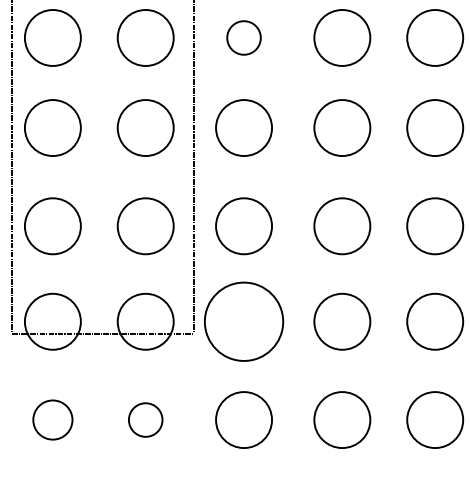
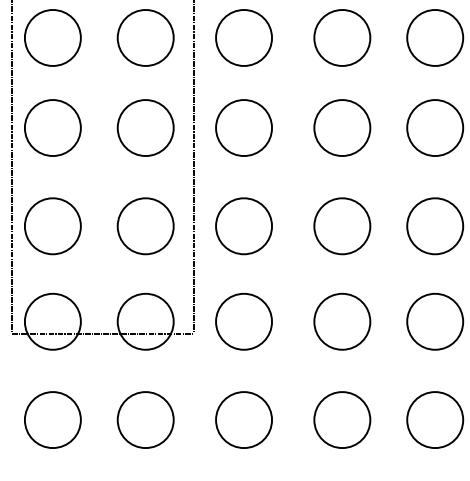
circle diameter: 34 px -> 56 px (244, 37)
circle diameter: 78 px -> 56 px (244, 321)
circle diameter: 39 px -> 56 px (52, 420)
circle diameter: 34 px -> 56 px (145, 420)
